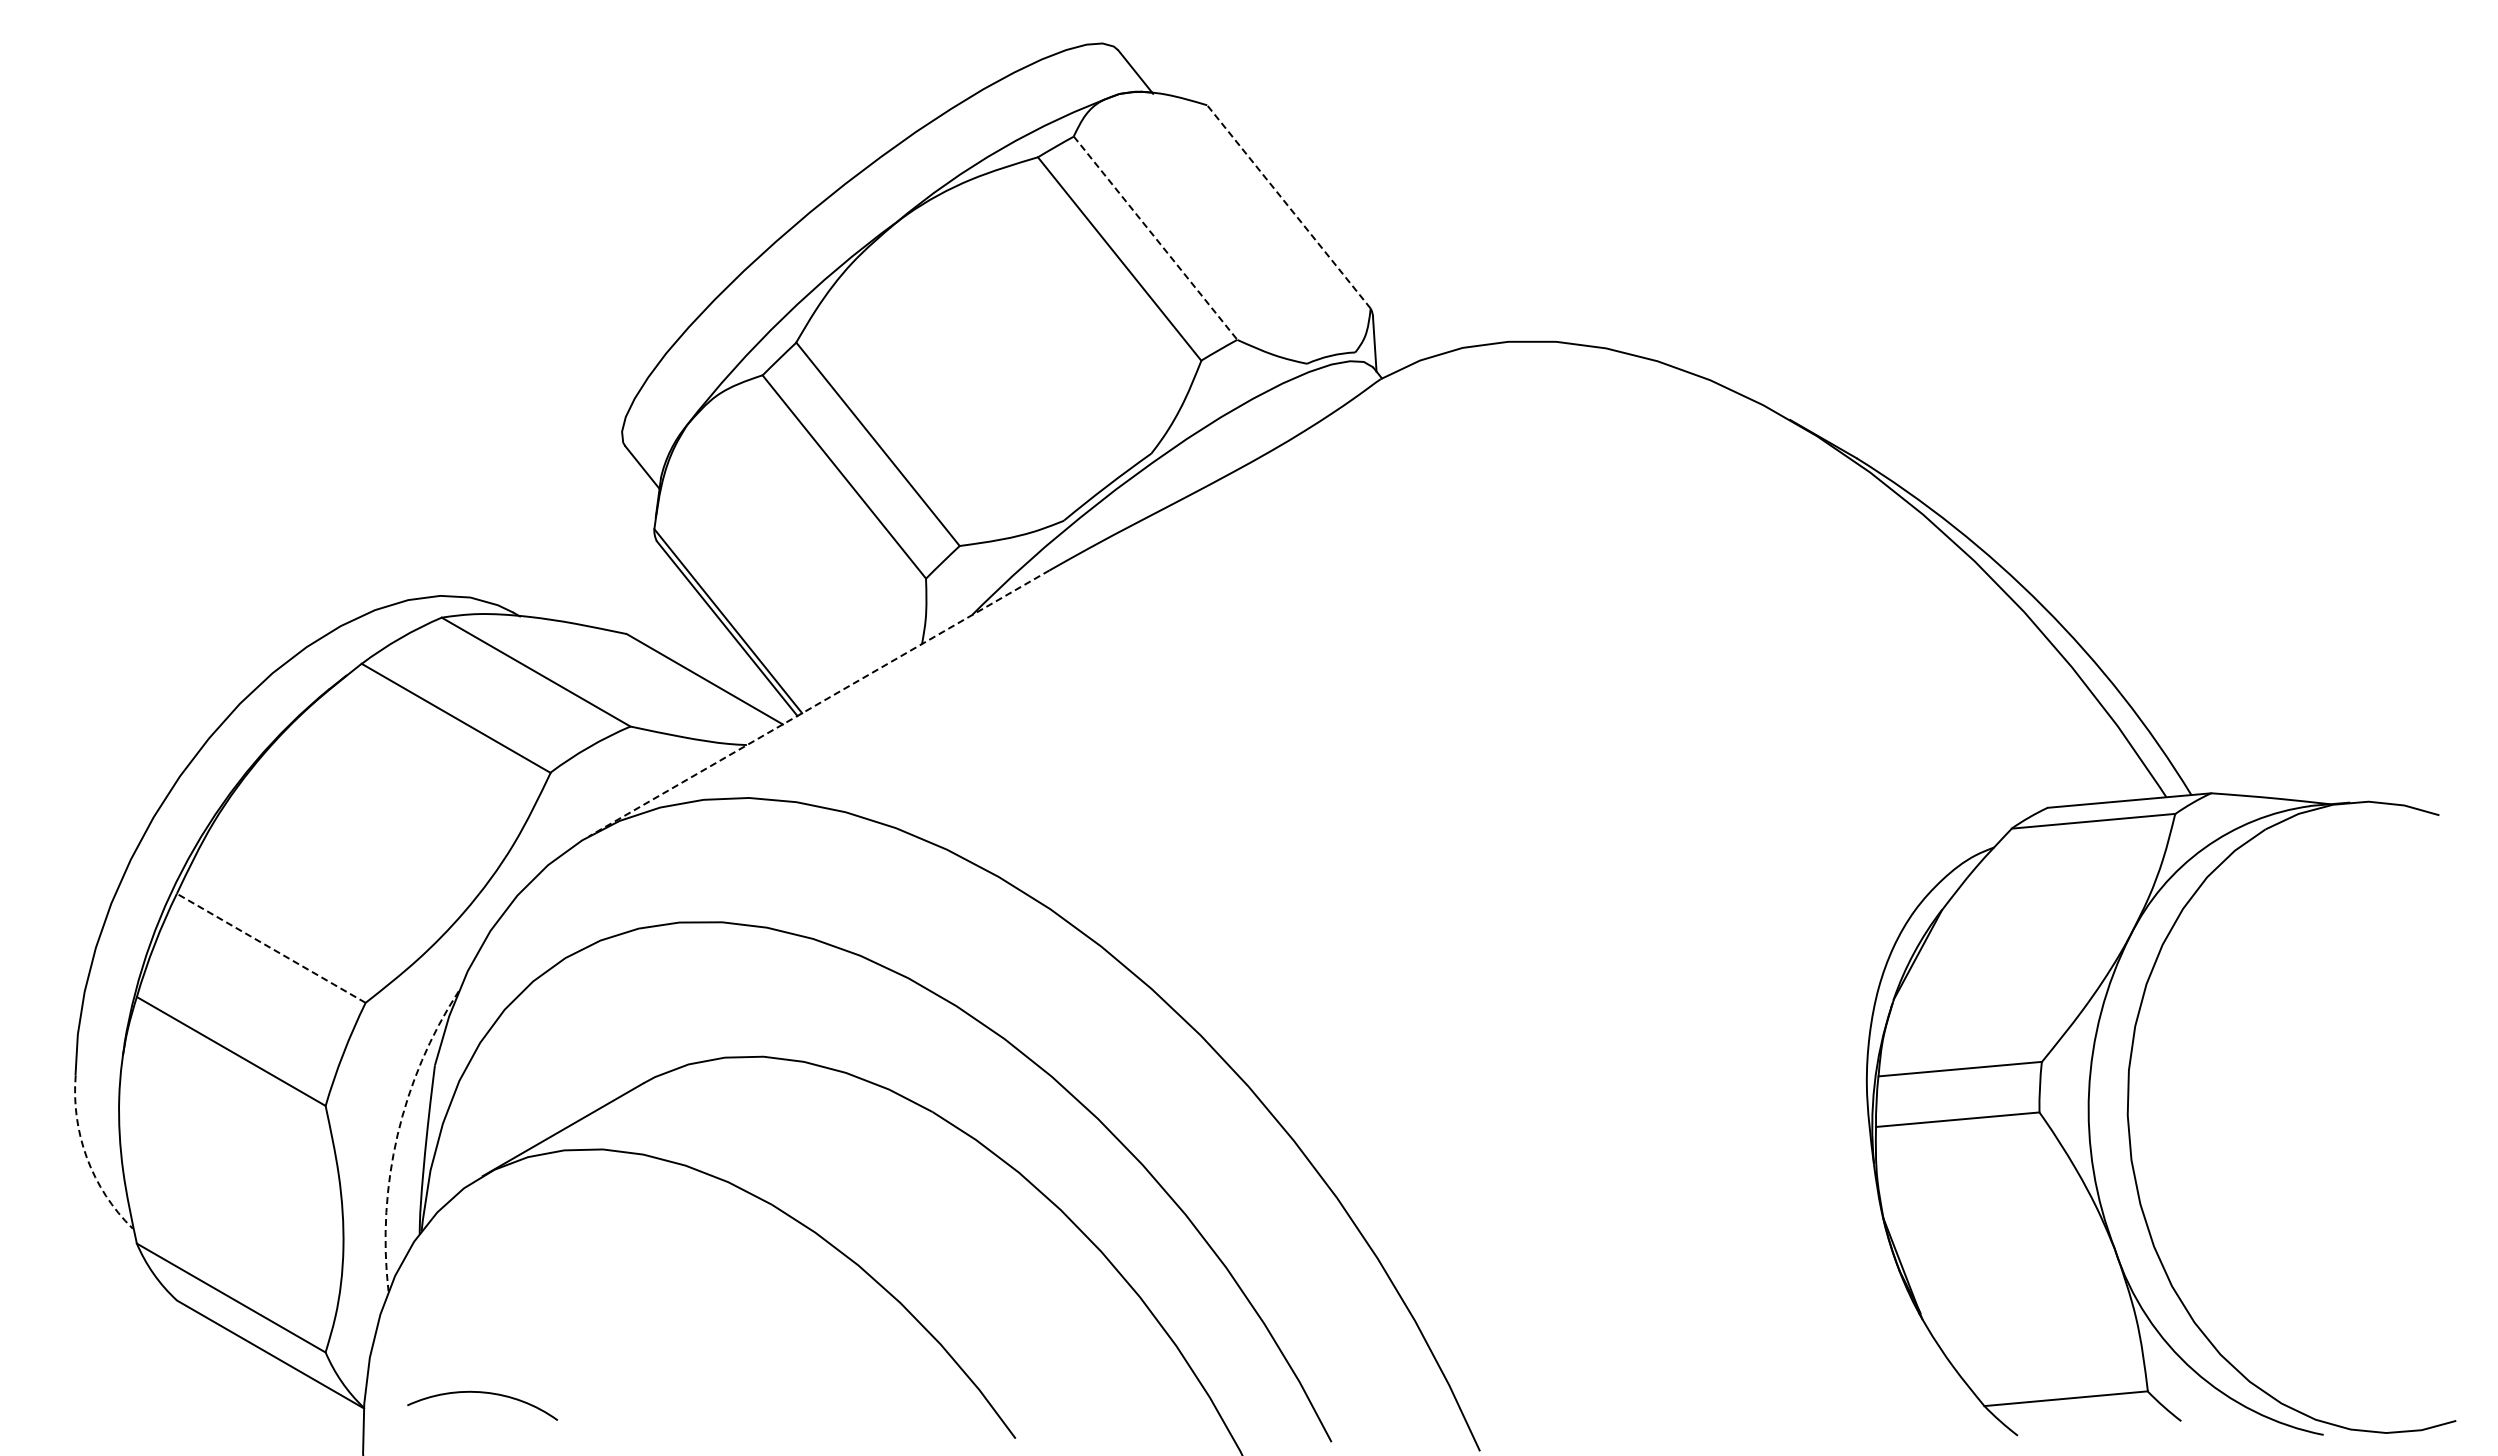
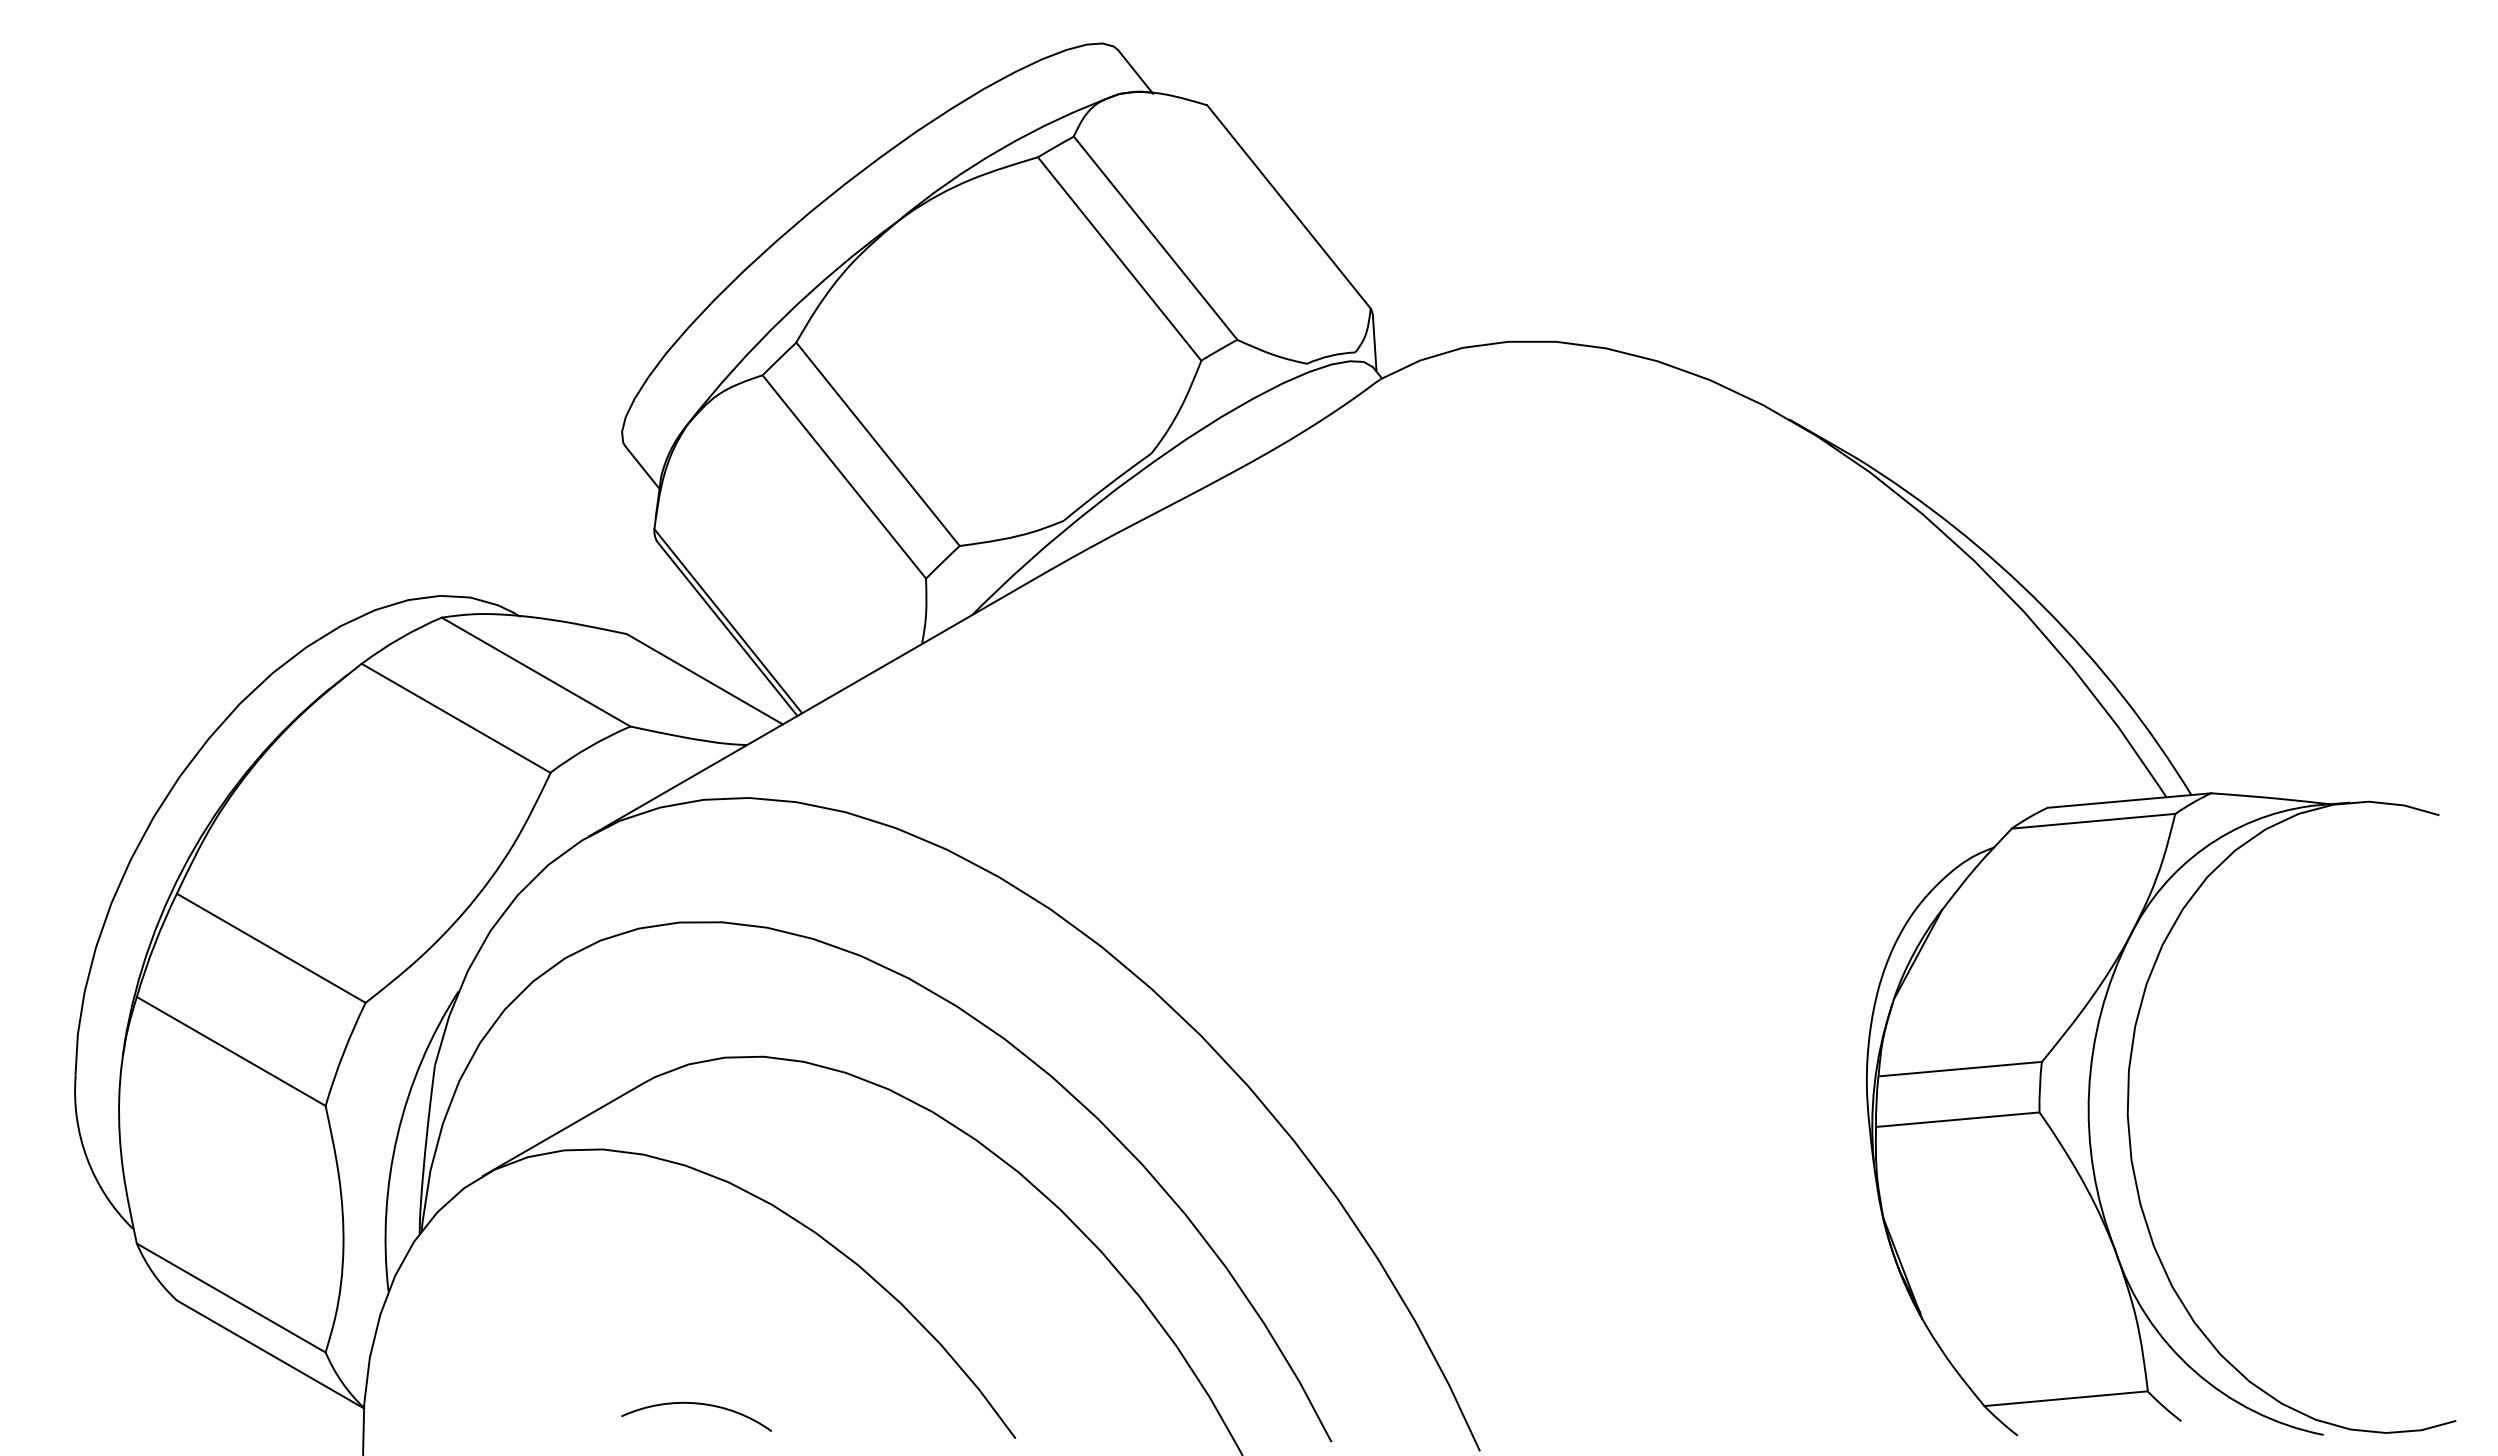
line: dashed -> solid (1288, 206)
line: dashed -> solid (1155, 238)
line: dashed -> solid (819, 703)
line: dashed -> solid (270, 948)
arc: dashed -> solid (397, 1135)
arc: dashed -> solid (87, 1158)
arc position: (482, 1393) -> (696, 1404) (696, 1404)
